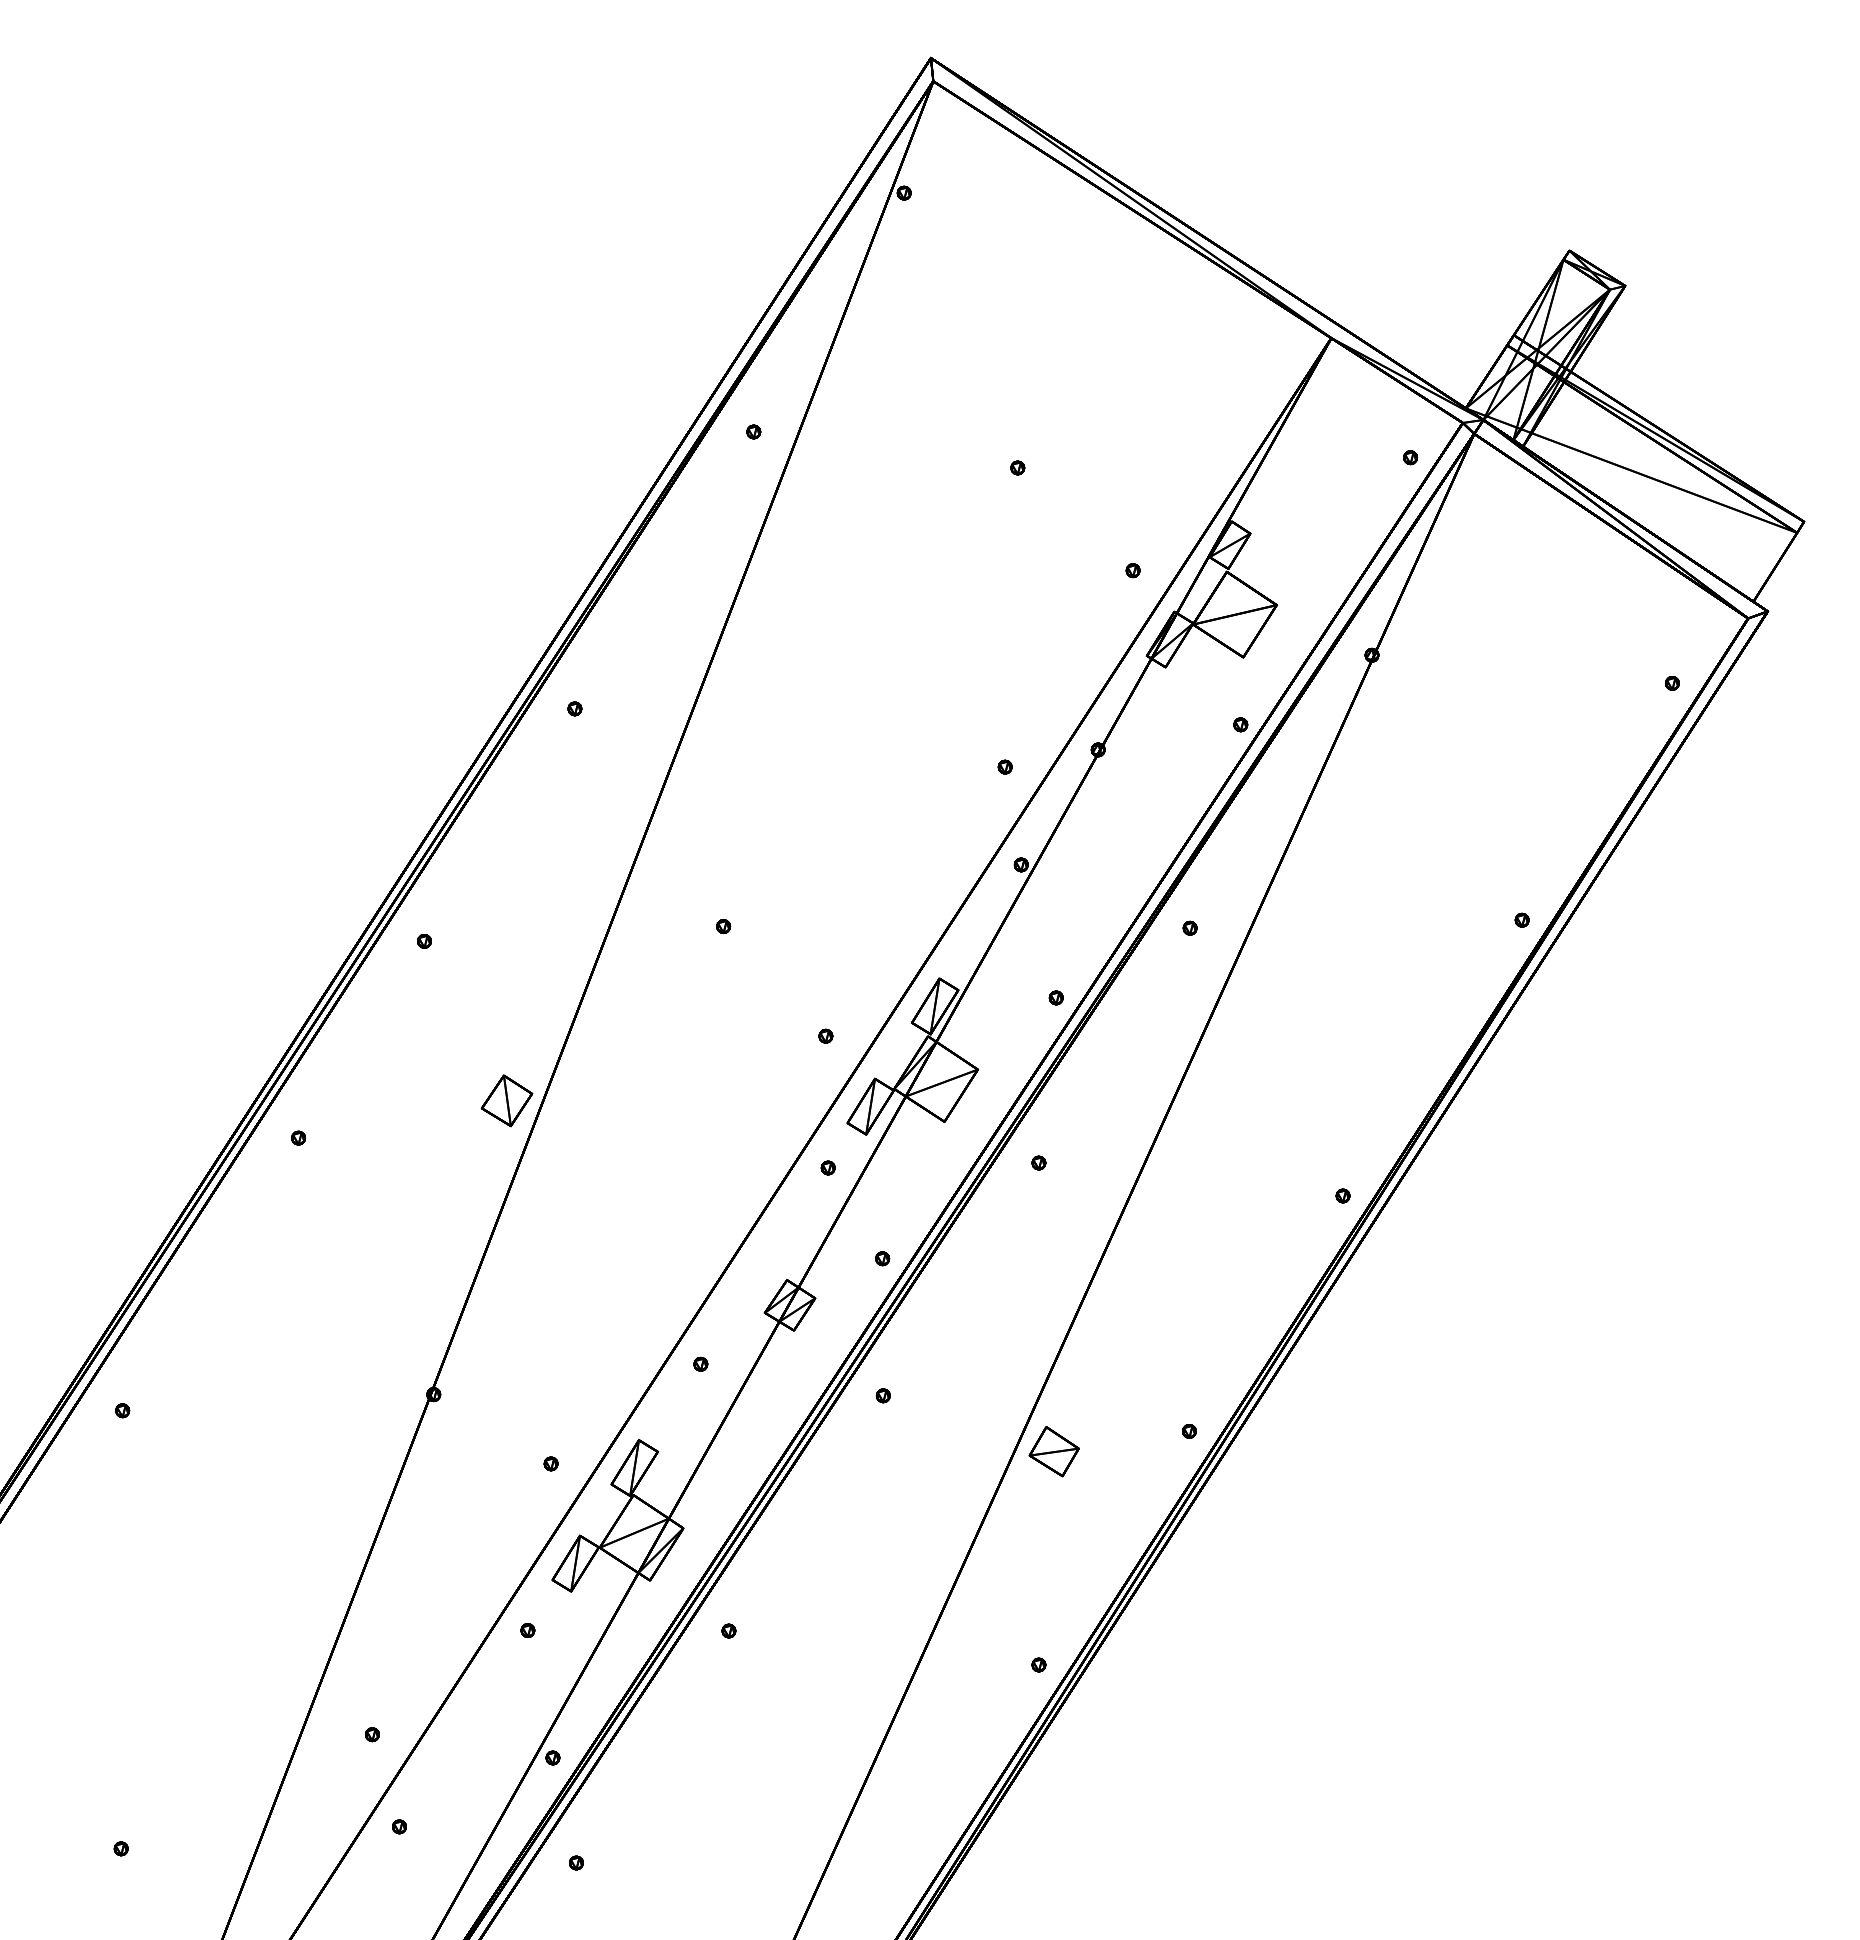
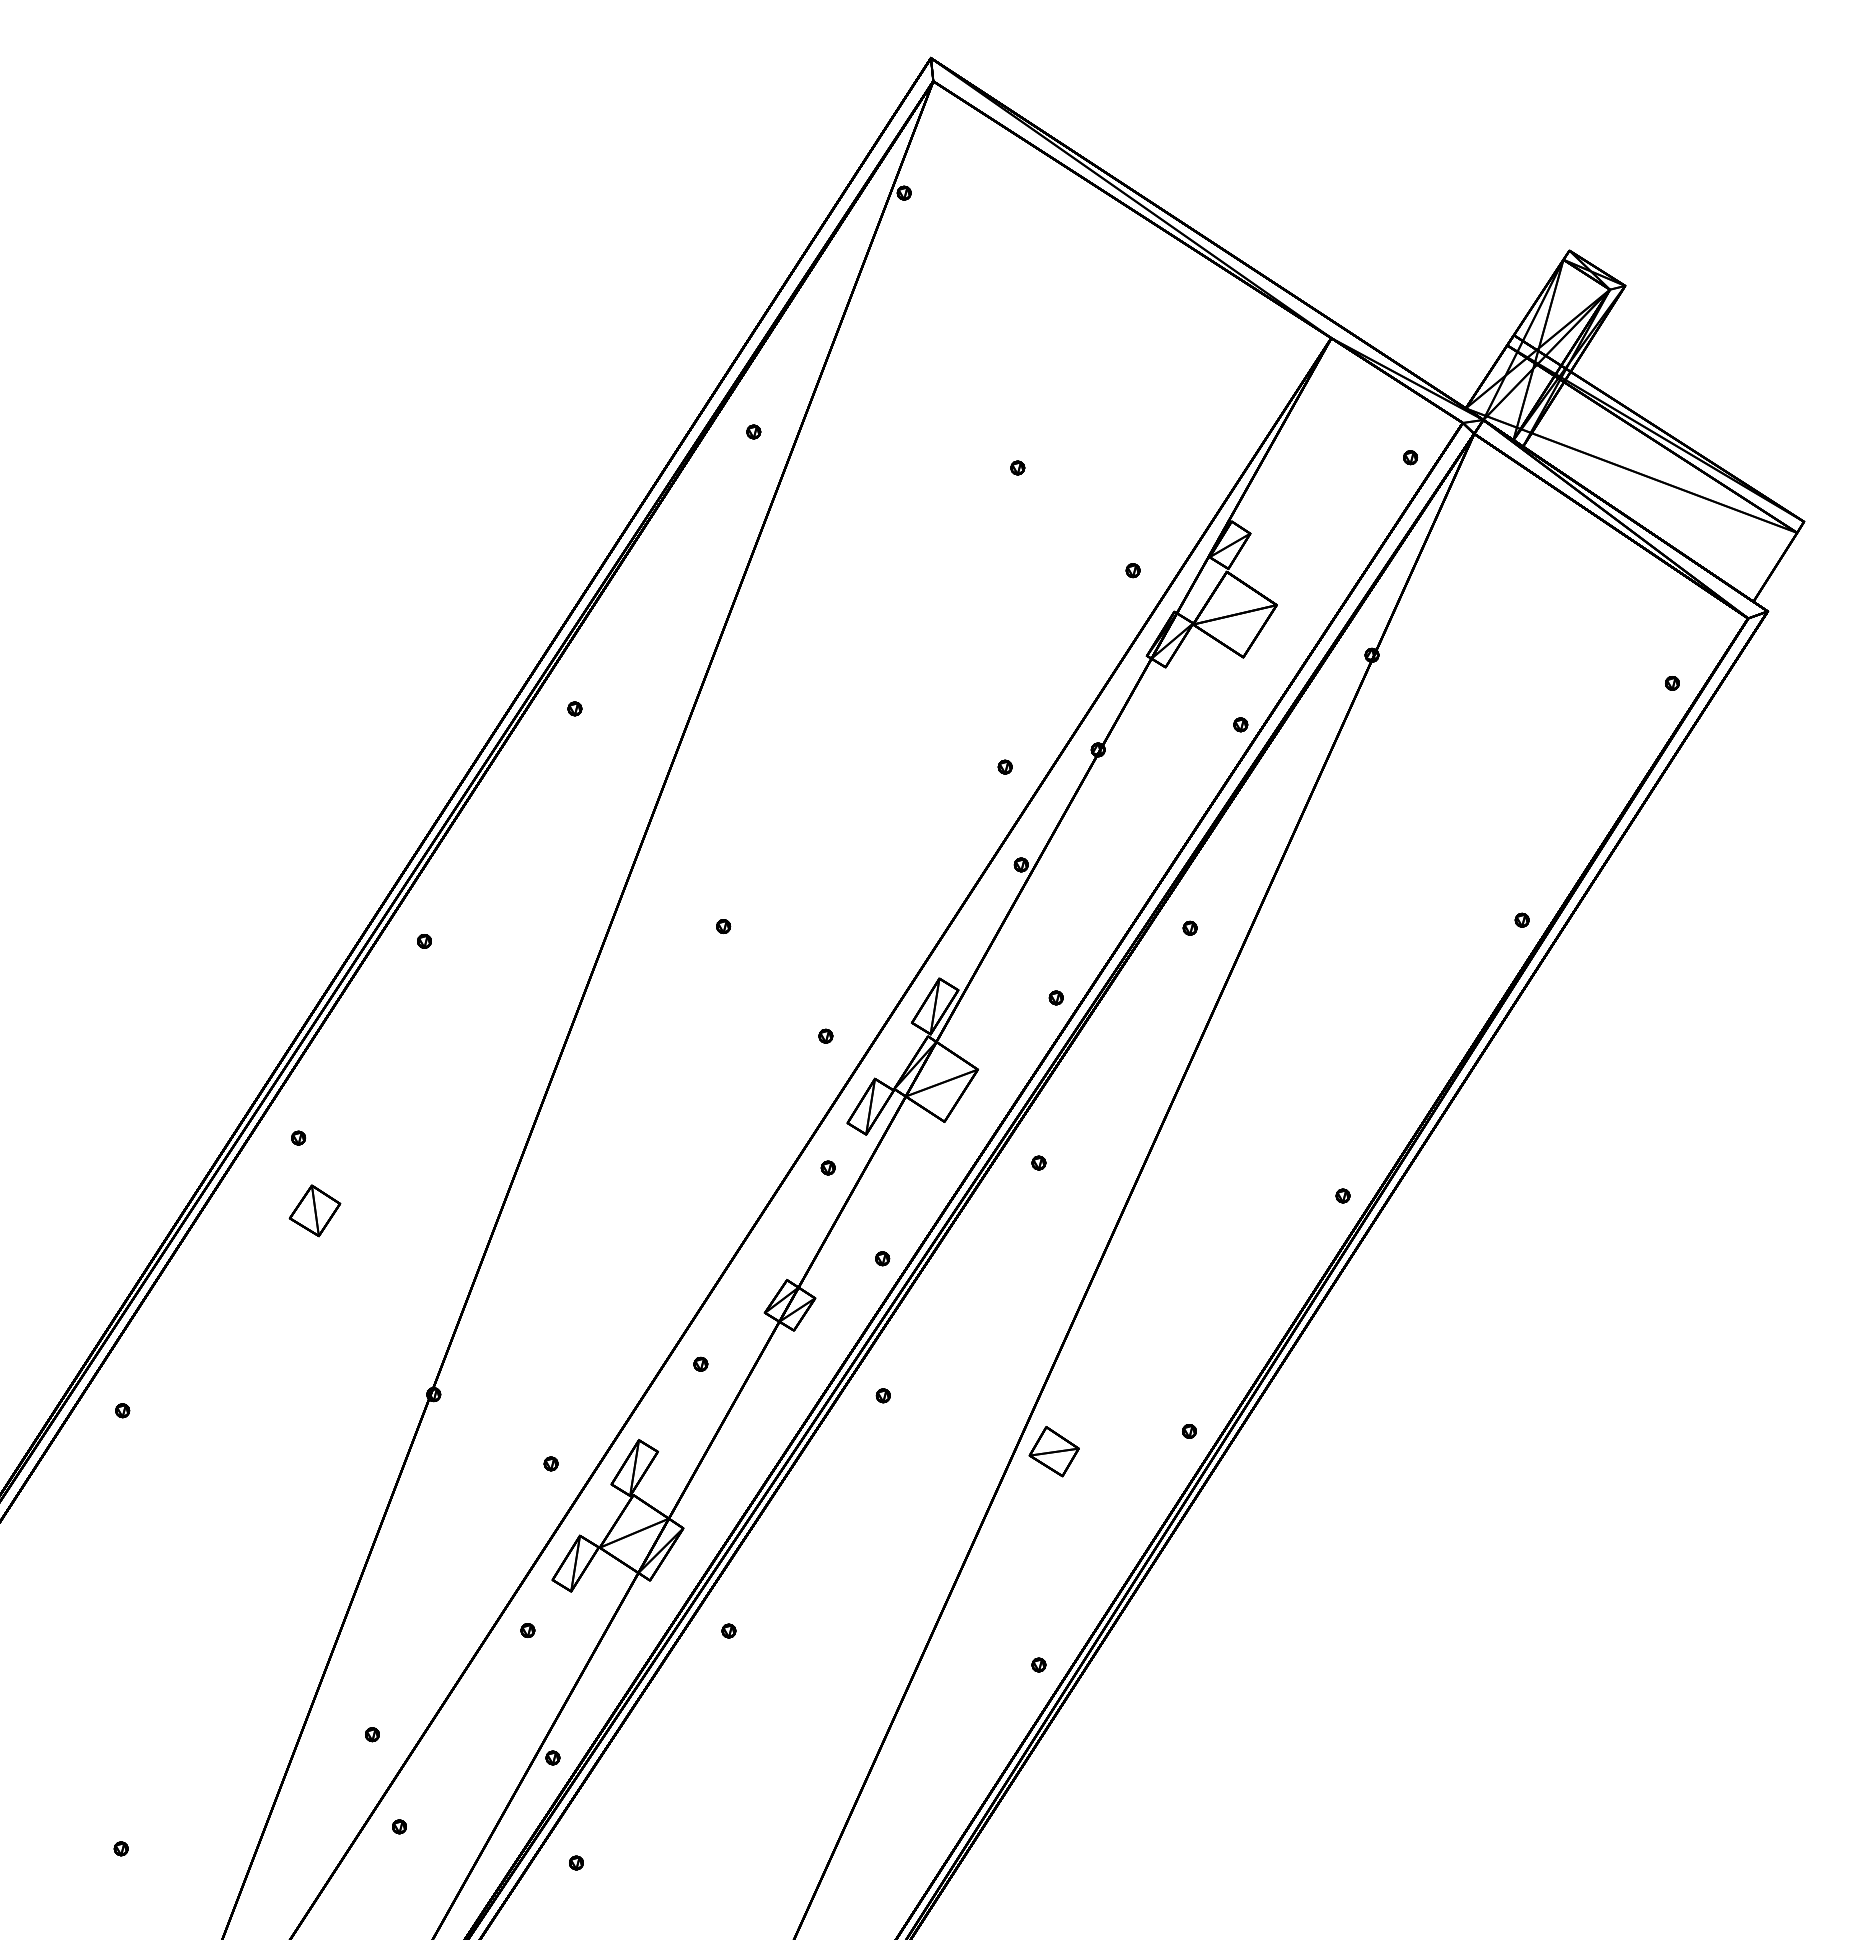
part position: (506, 1100) -> (314, 1210) (314, 1210)
